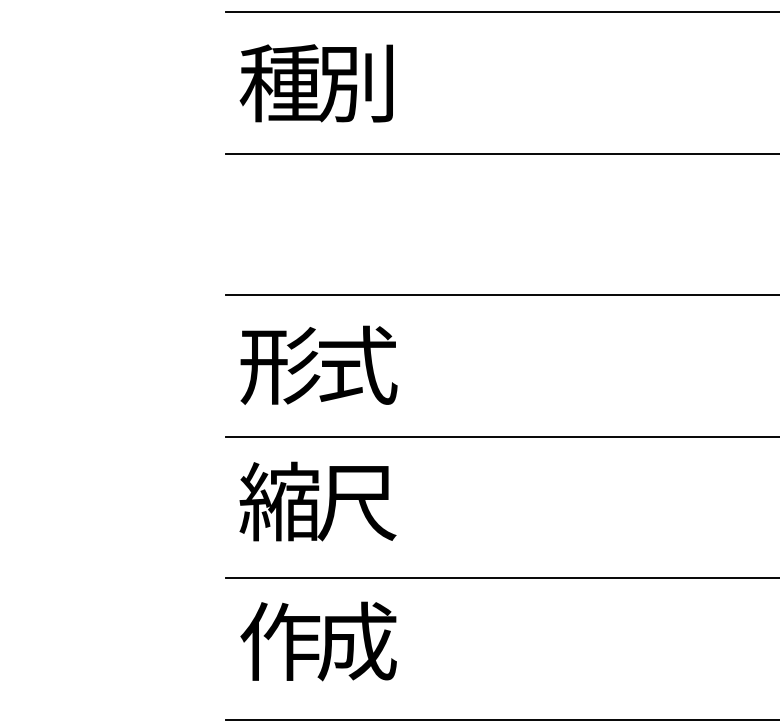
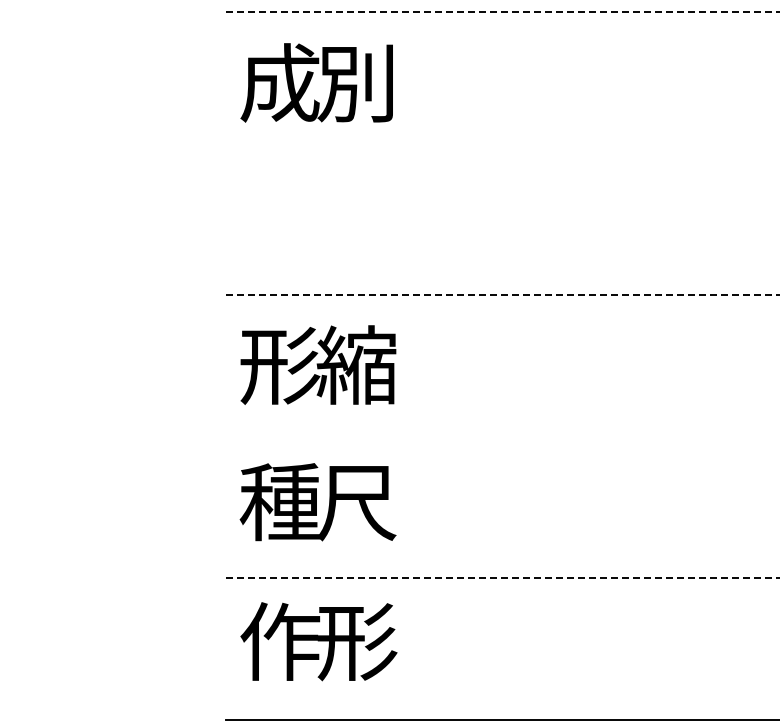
line: solid -> dashed (503, 12)
text: 種 -> 成 (279, 82)
line: present -> none (501, 153)
line: solid -> dashed (503, 295)
text: 式 -> 縮 (356, 364)
line: present -> none (501, 436)
text: 縮 -> 種 (279, 501)
line: solid -> dashed (503, 578)
text: 成 -> 形 (357, 640)
